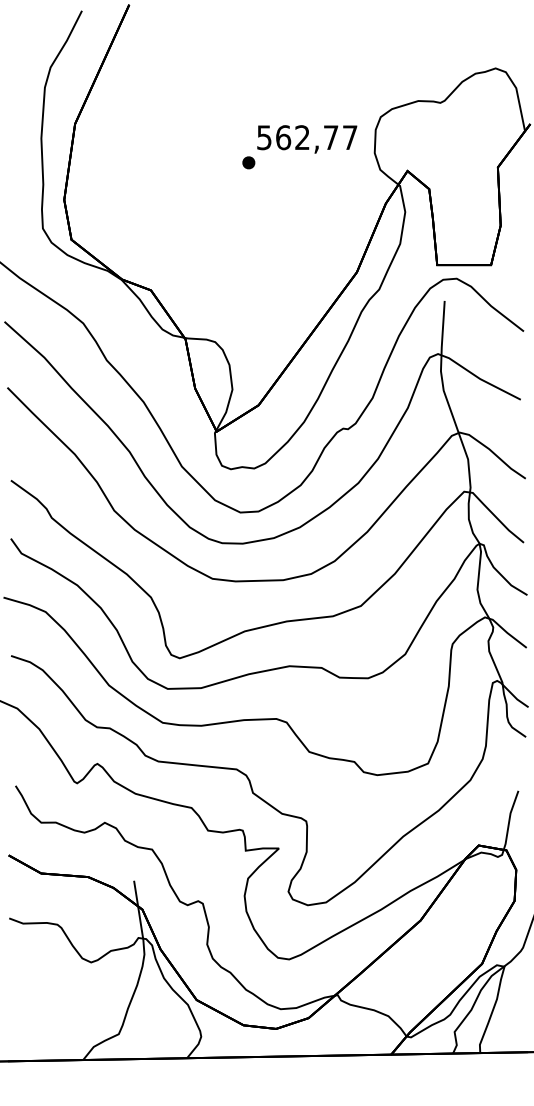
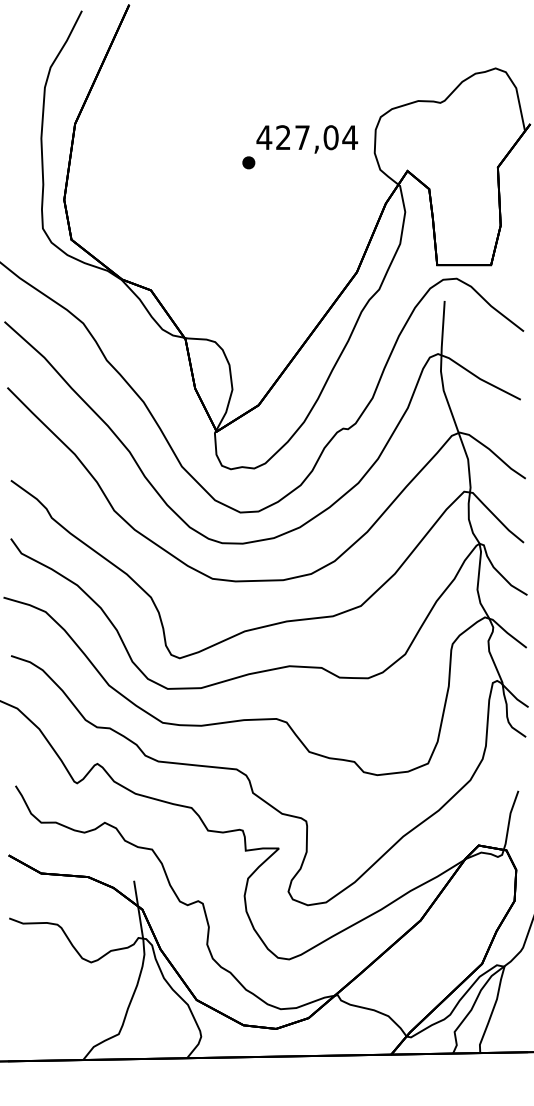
text: 562,77 -> 427,04 (307, 137)
